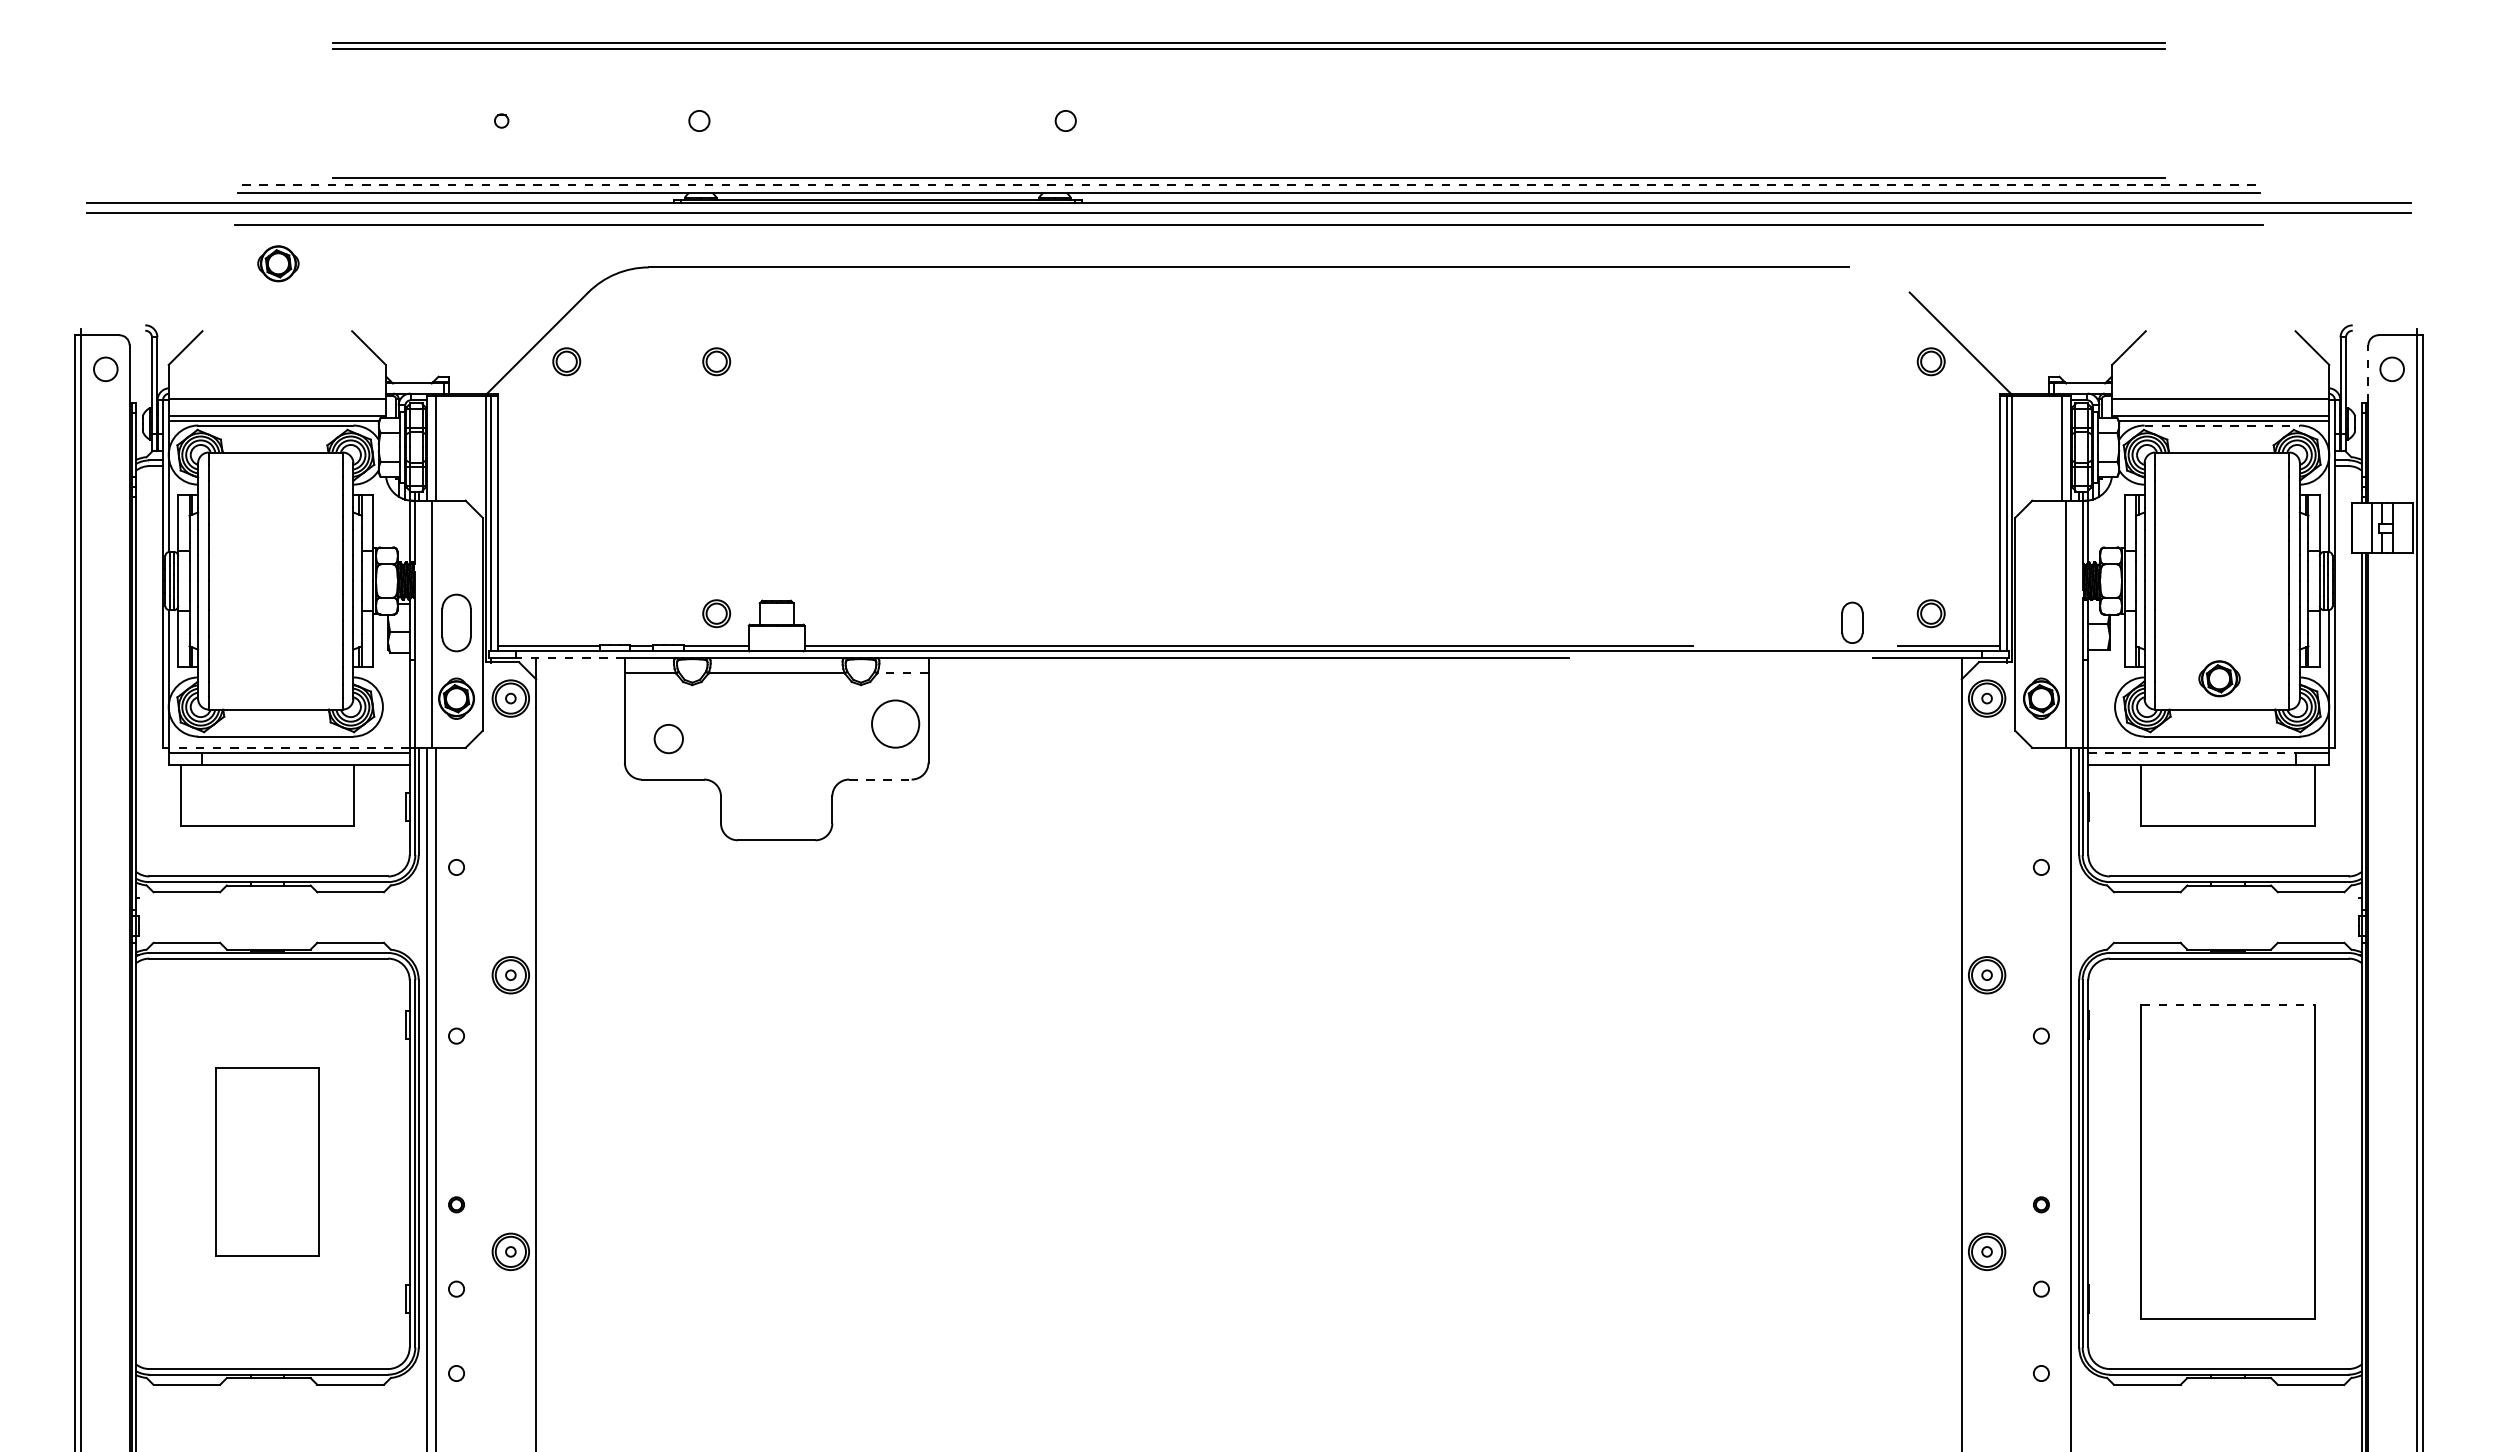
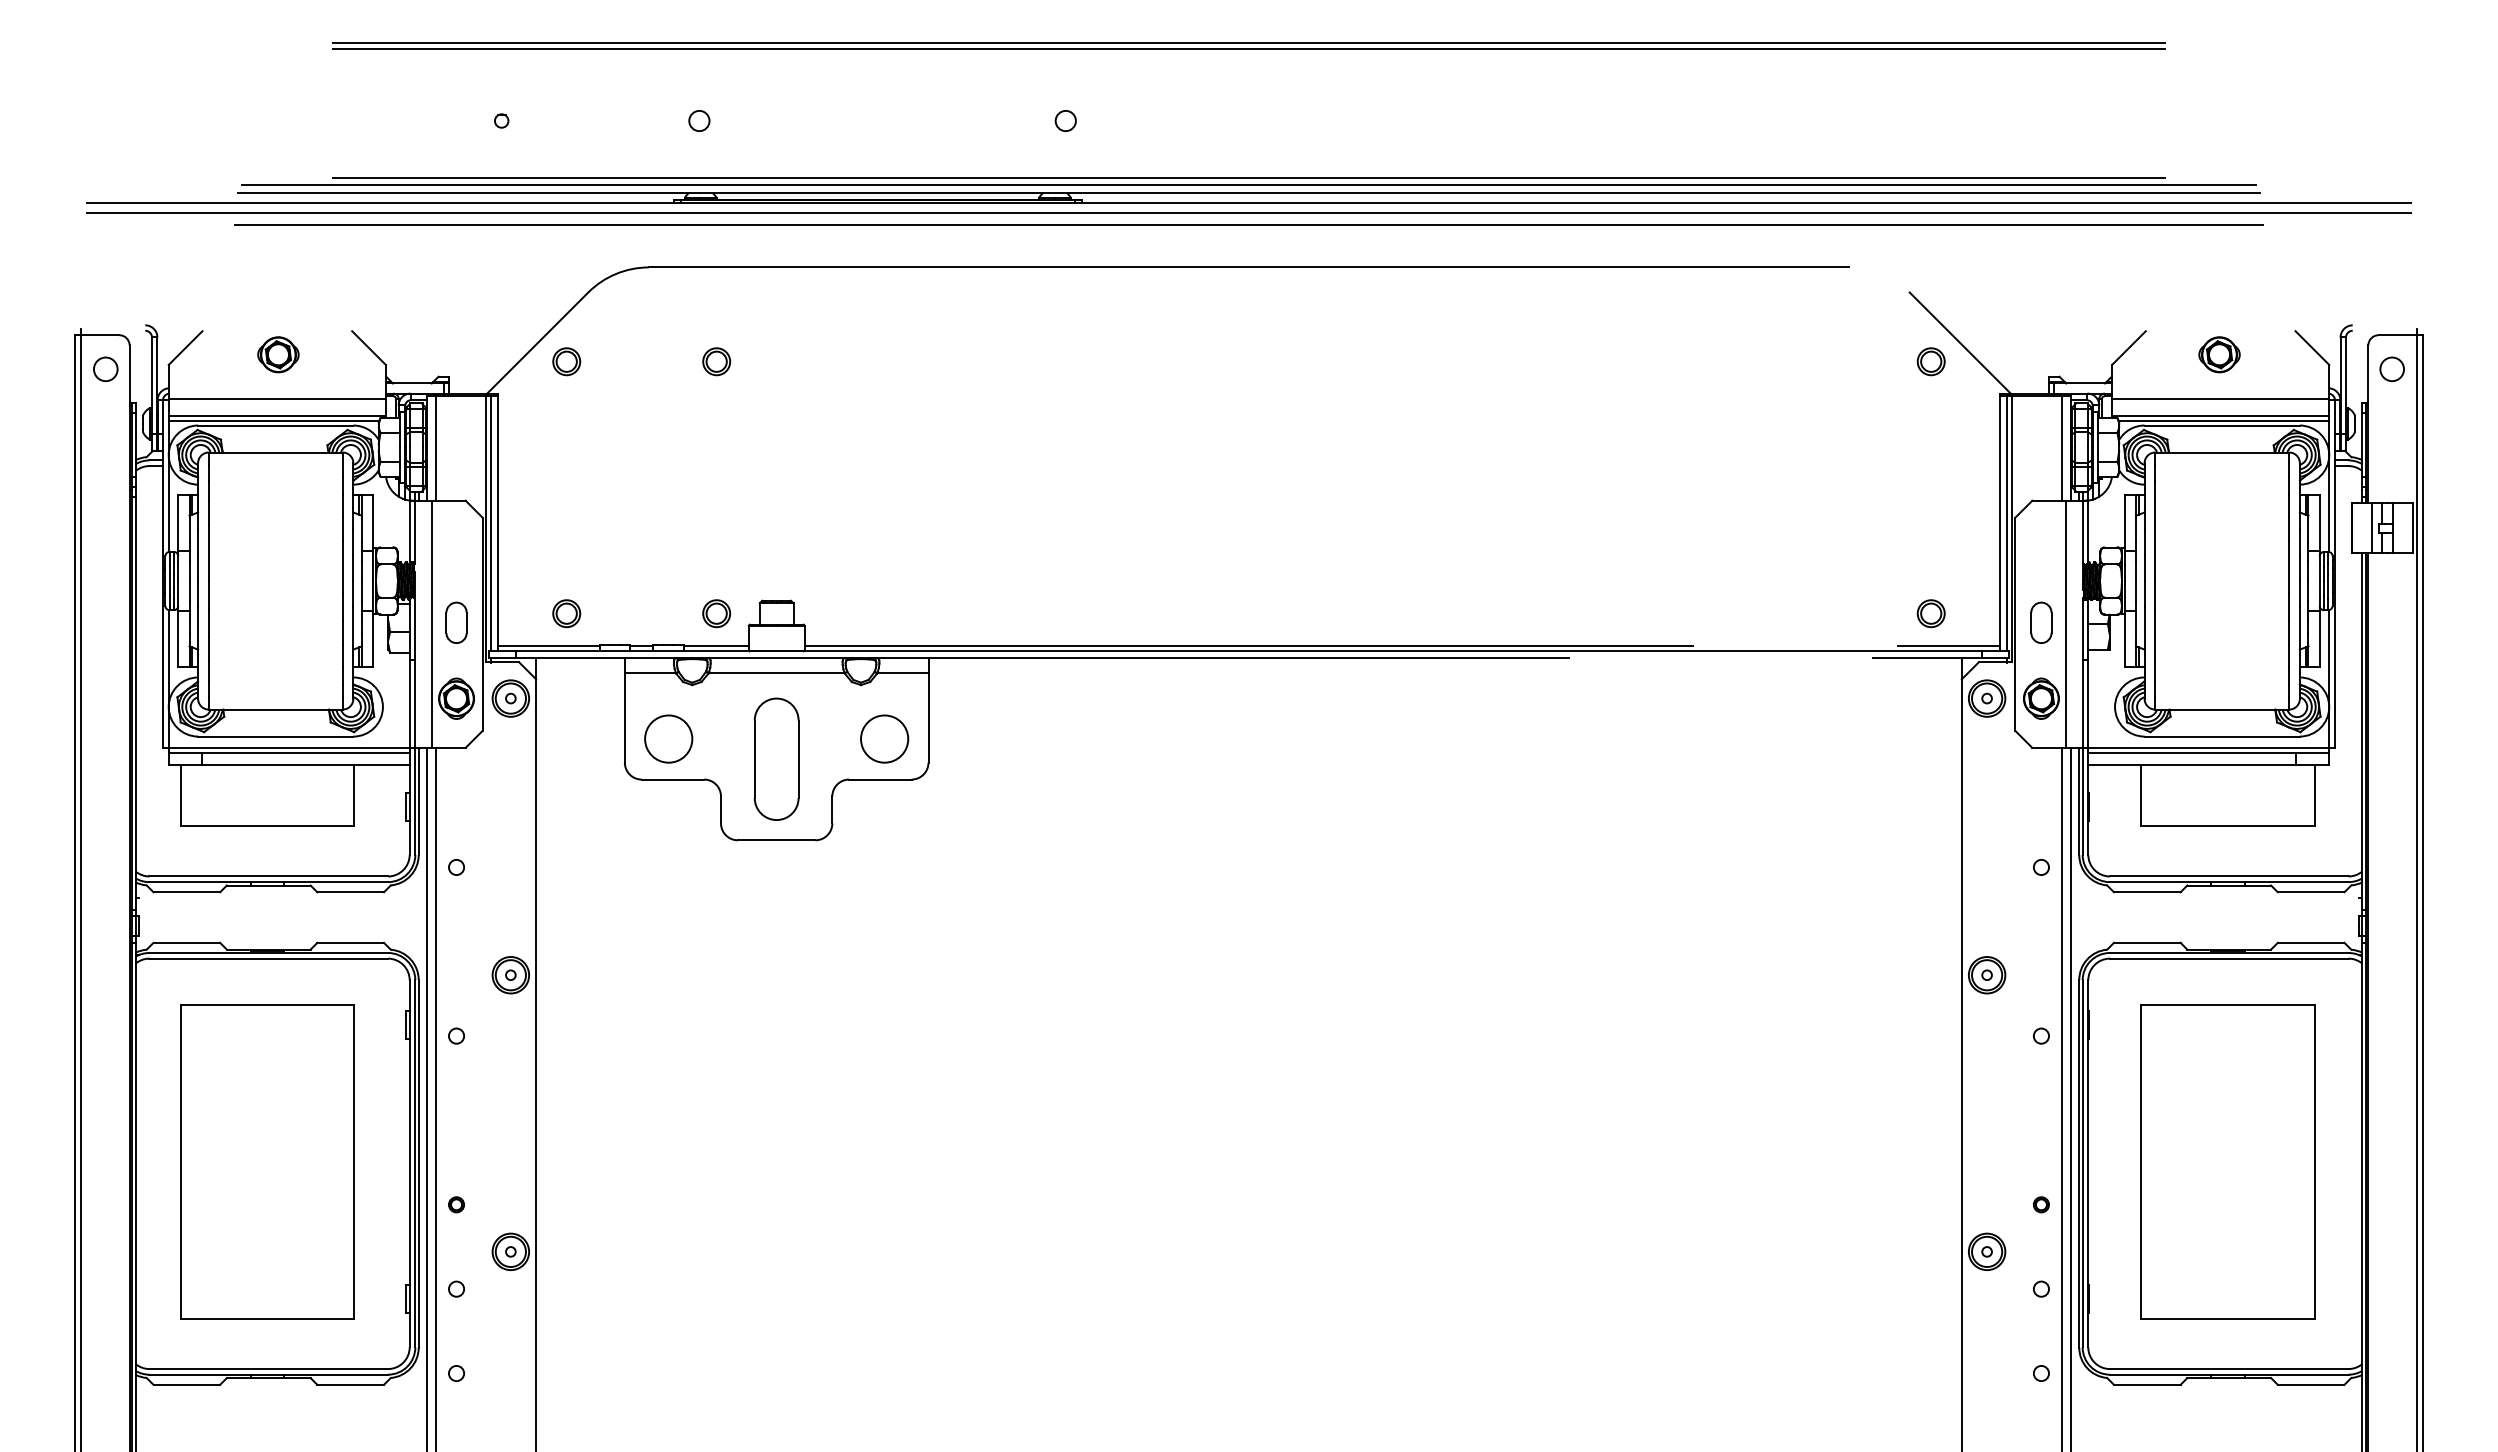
line: dashed -> solid (1249, 184)
part position: (278, 263) -> (278, 354) (278, 354)
line: dashed -> solid (2368, 374)
line: dashed -> solid (2222, 425)
part: none -> present (566, 613)
part size: 31x60 px -> 23x43 px (456, 622)
part position: (1852, 622) -> (2041, 622) (2041, 622)
line: dashed -> solid (570, 658)
line: dashed -> solid (902, 673)
part position: (2219, 678) -> (2219, 354) (2219, 354)
circle position: (895, 723) -> (884, 738) (884, 738)
circle size: 31x31 px -> 50x50 px (668, 738)
line: dashed -> solid (289, 747)
line: dashed -> solid (2191, 752)
part: none -> present (776, 758)
line: dashed -> solid (880, 779)
line: dashed -> solid (2227, 1005)
line: none -> present (2061, 1097)
part size: 105x190 px -> 175x316 px (267, 1161)
